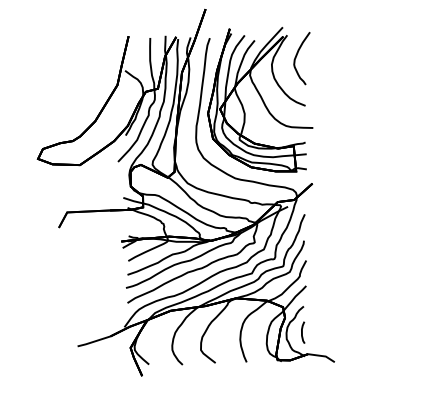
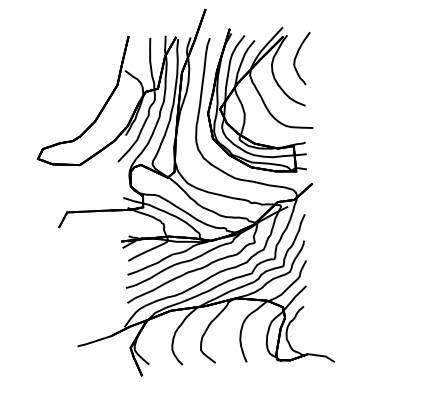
curve: present -> none (302, 332)
